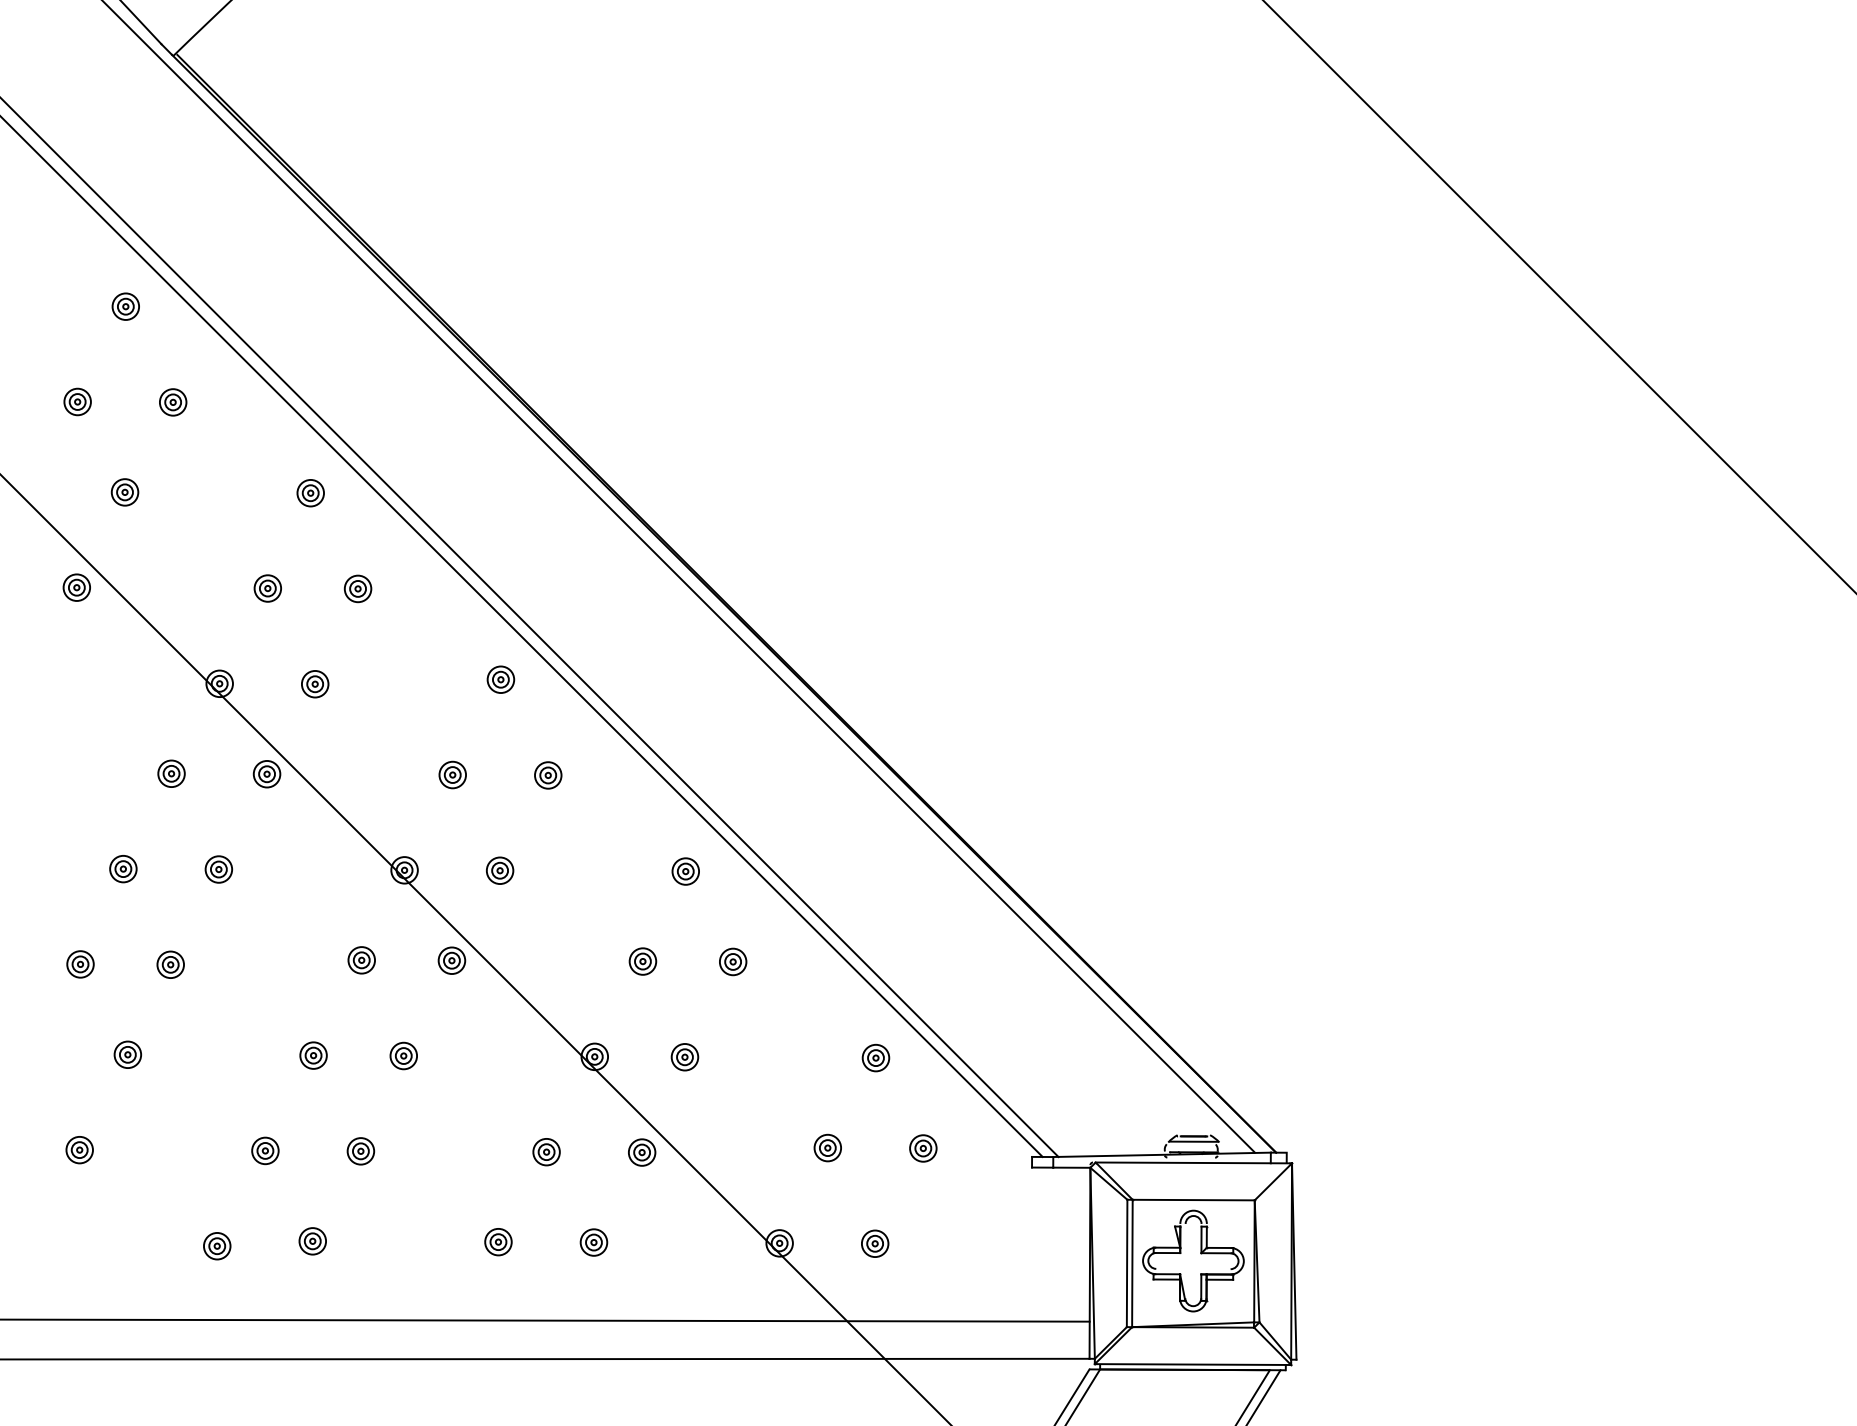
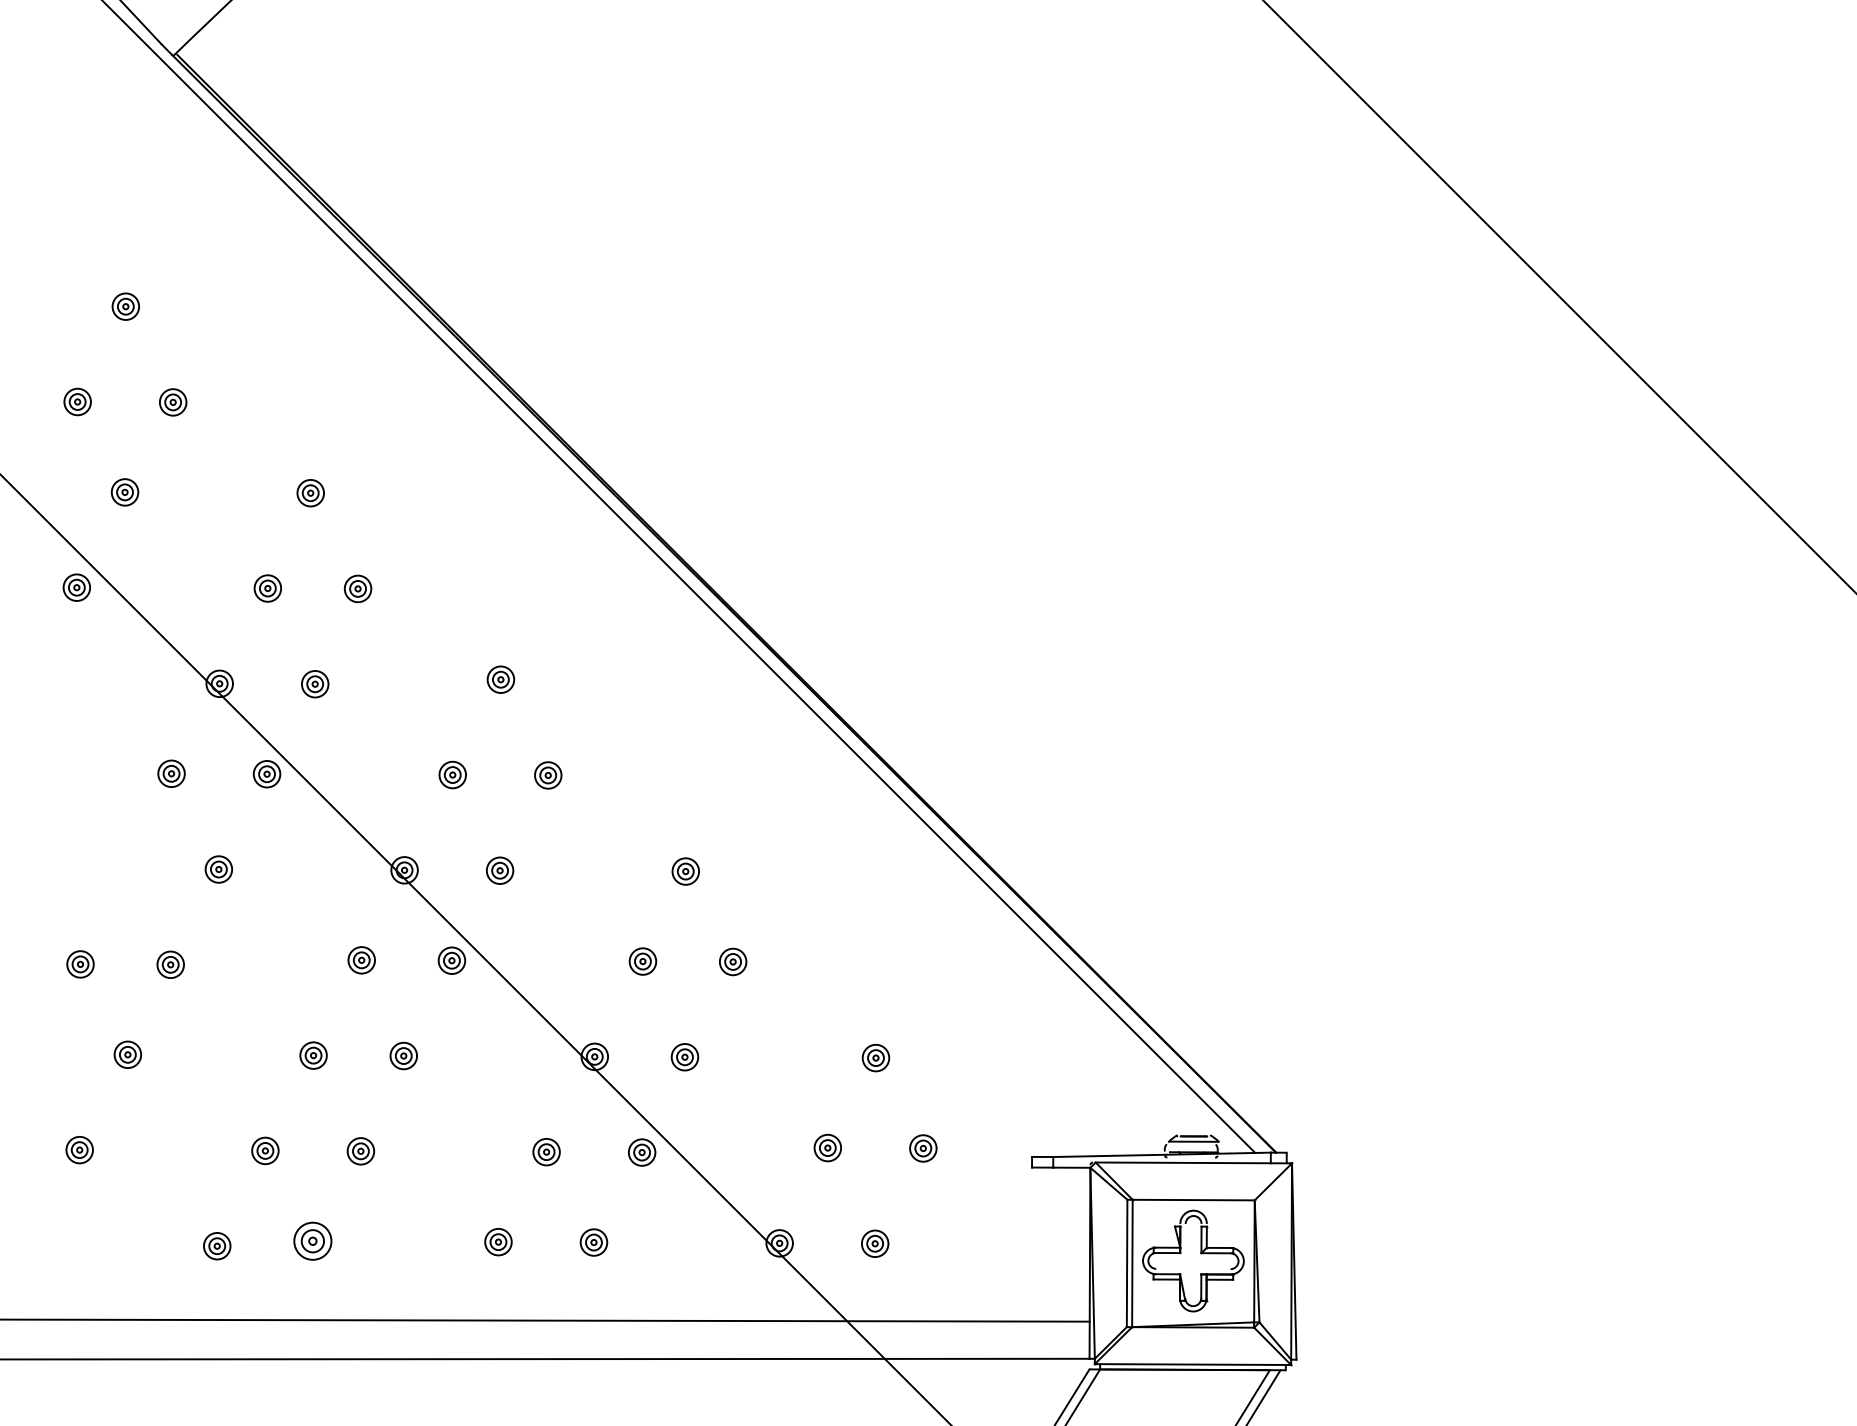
line: present -> none (530, 628)
line: present -> none (522, 636)
part: present -> none (123, 869)
part size: 29x29 px -> 40x40 px (312, 1240)
